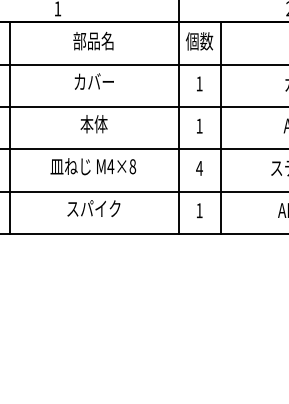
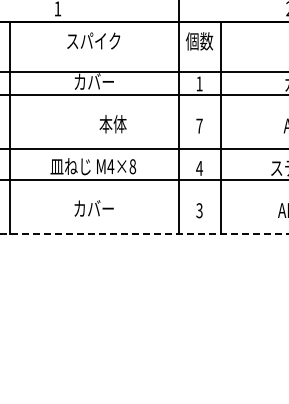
text: 部品名 -> スパイク (93, 40)
line position: (143, 64) -> (143, 71) (143, 71)
line position: (143, 107) -> (143, 95) (143, 95)
text position: (93, 124) -> (112, 124) (112, 124)
text: 1 -> 7 (199, 125)
line position: (143, 191) -> (143, 179) (143, 179)
text: スパイク -> カバー (93, 208)
text: 1 -> 3 (199, 210)
line: solid -> dashed (144, 233)
